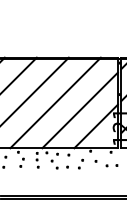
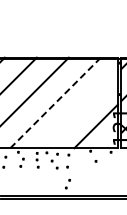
line: solid -> dashed (55, 102)
line: present -> none (79, 110)
part position: (80, 163) -> (67, 183) (67, 183)
part: present -> none (111, 165)
